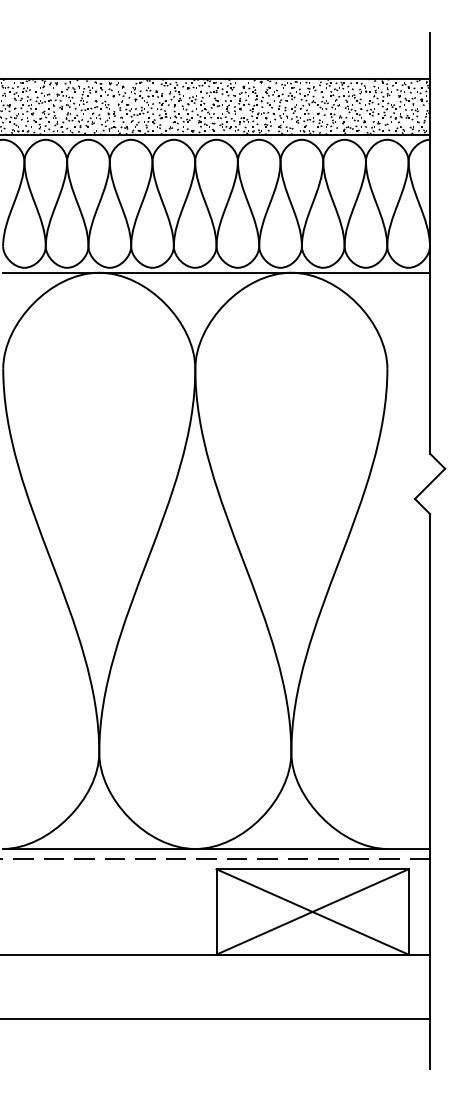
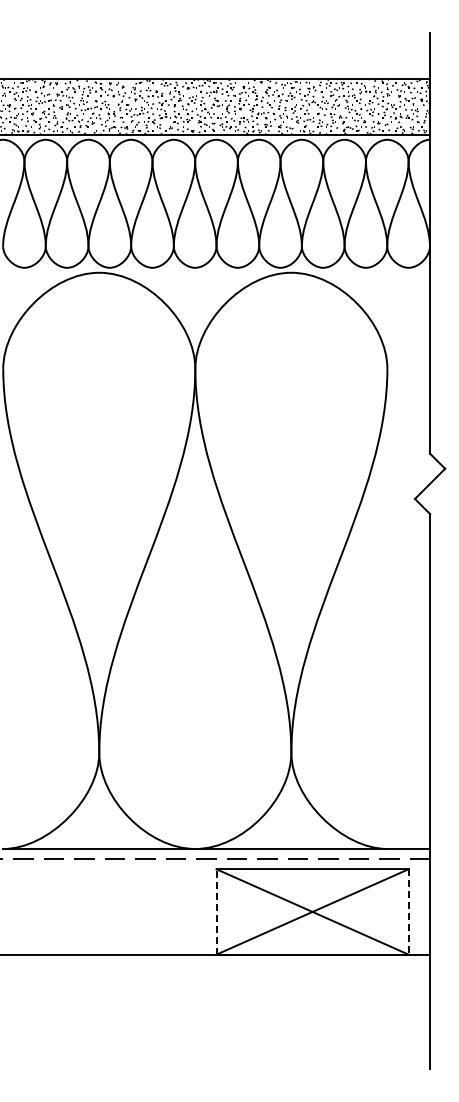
line: present -> none (216, 272)
line: solid -> dashed (216, 911)
line: solid -> dashed (408, 911)
line: present -> none (216, 1018)
